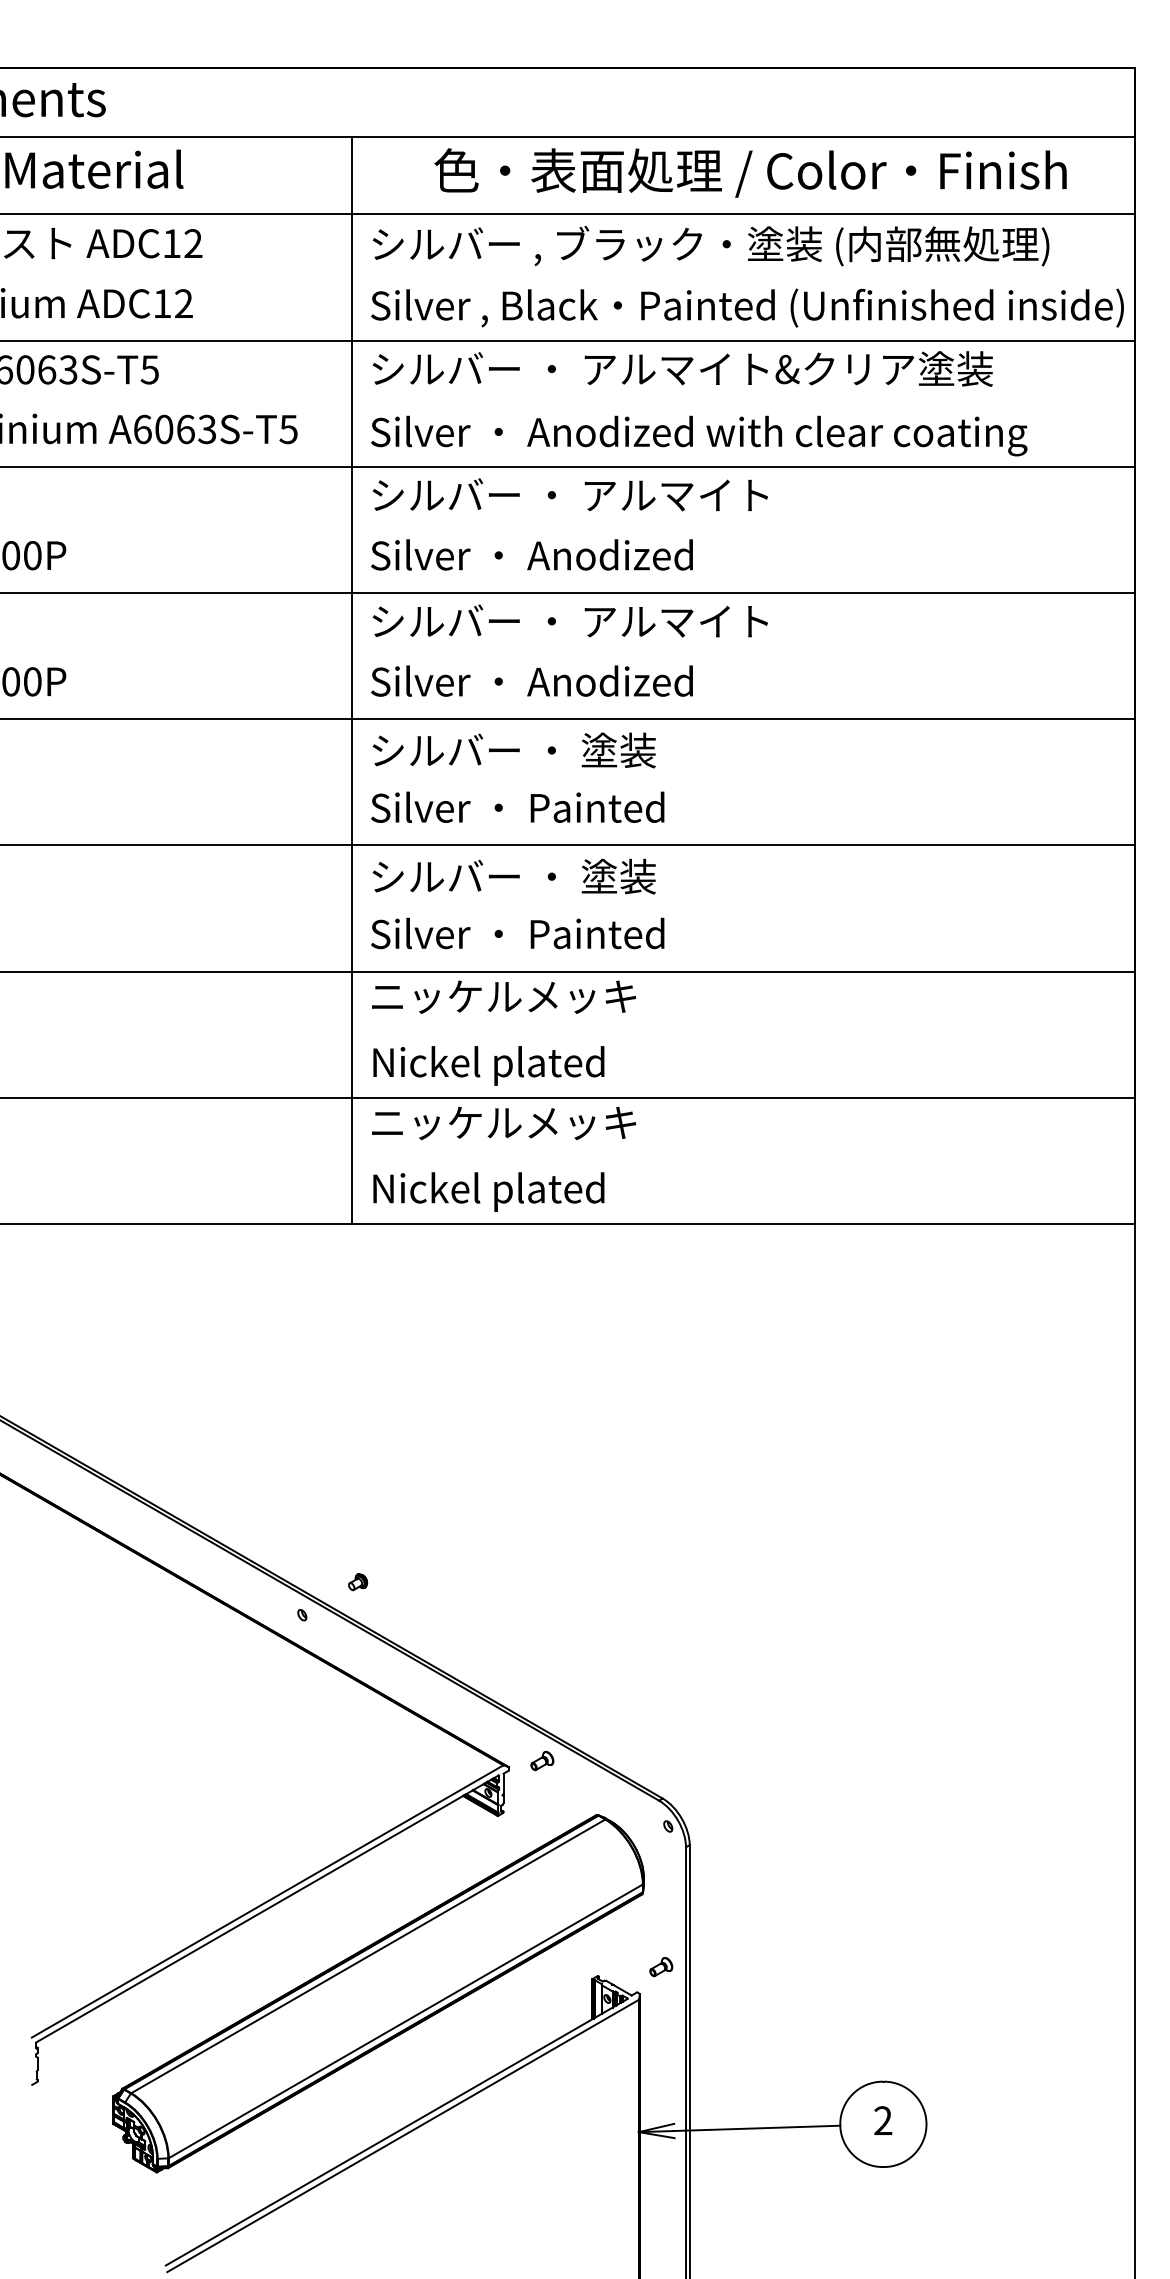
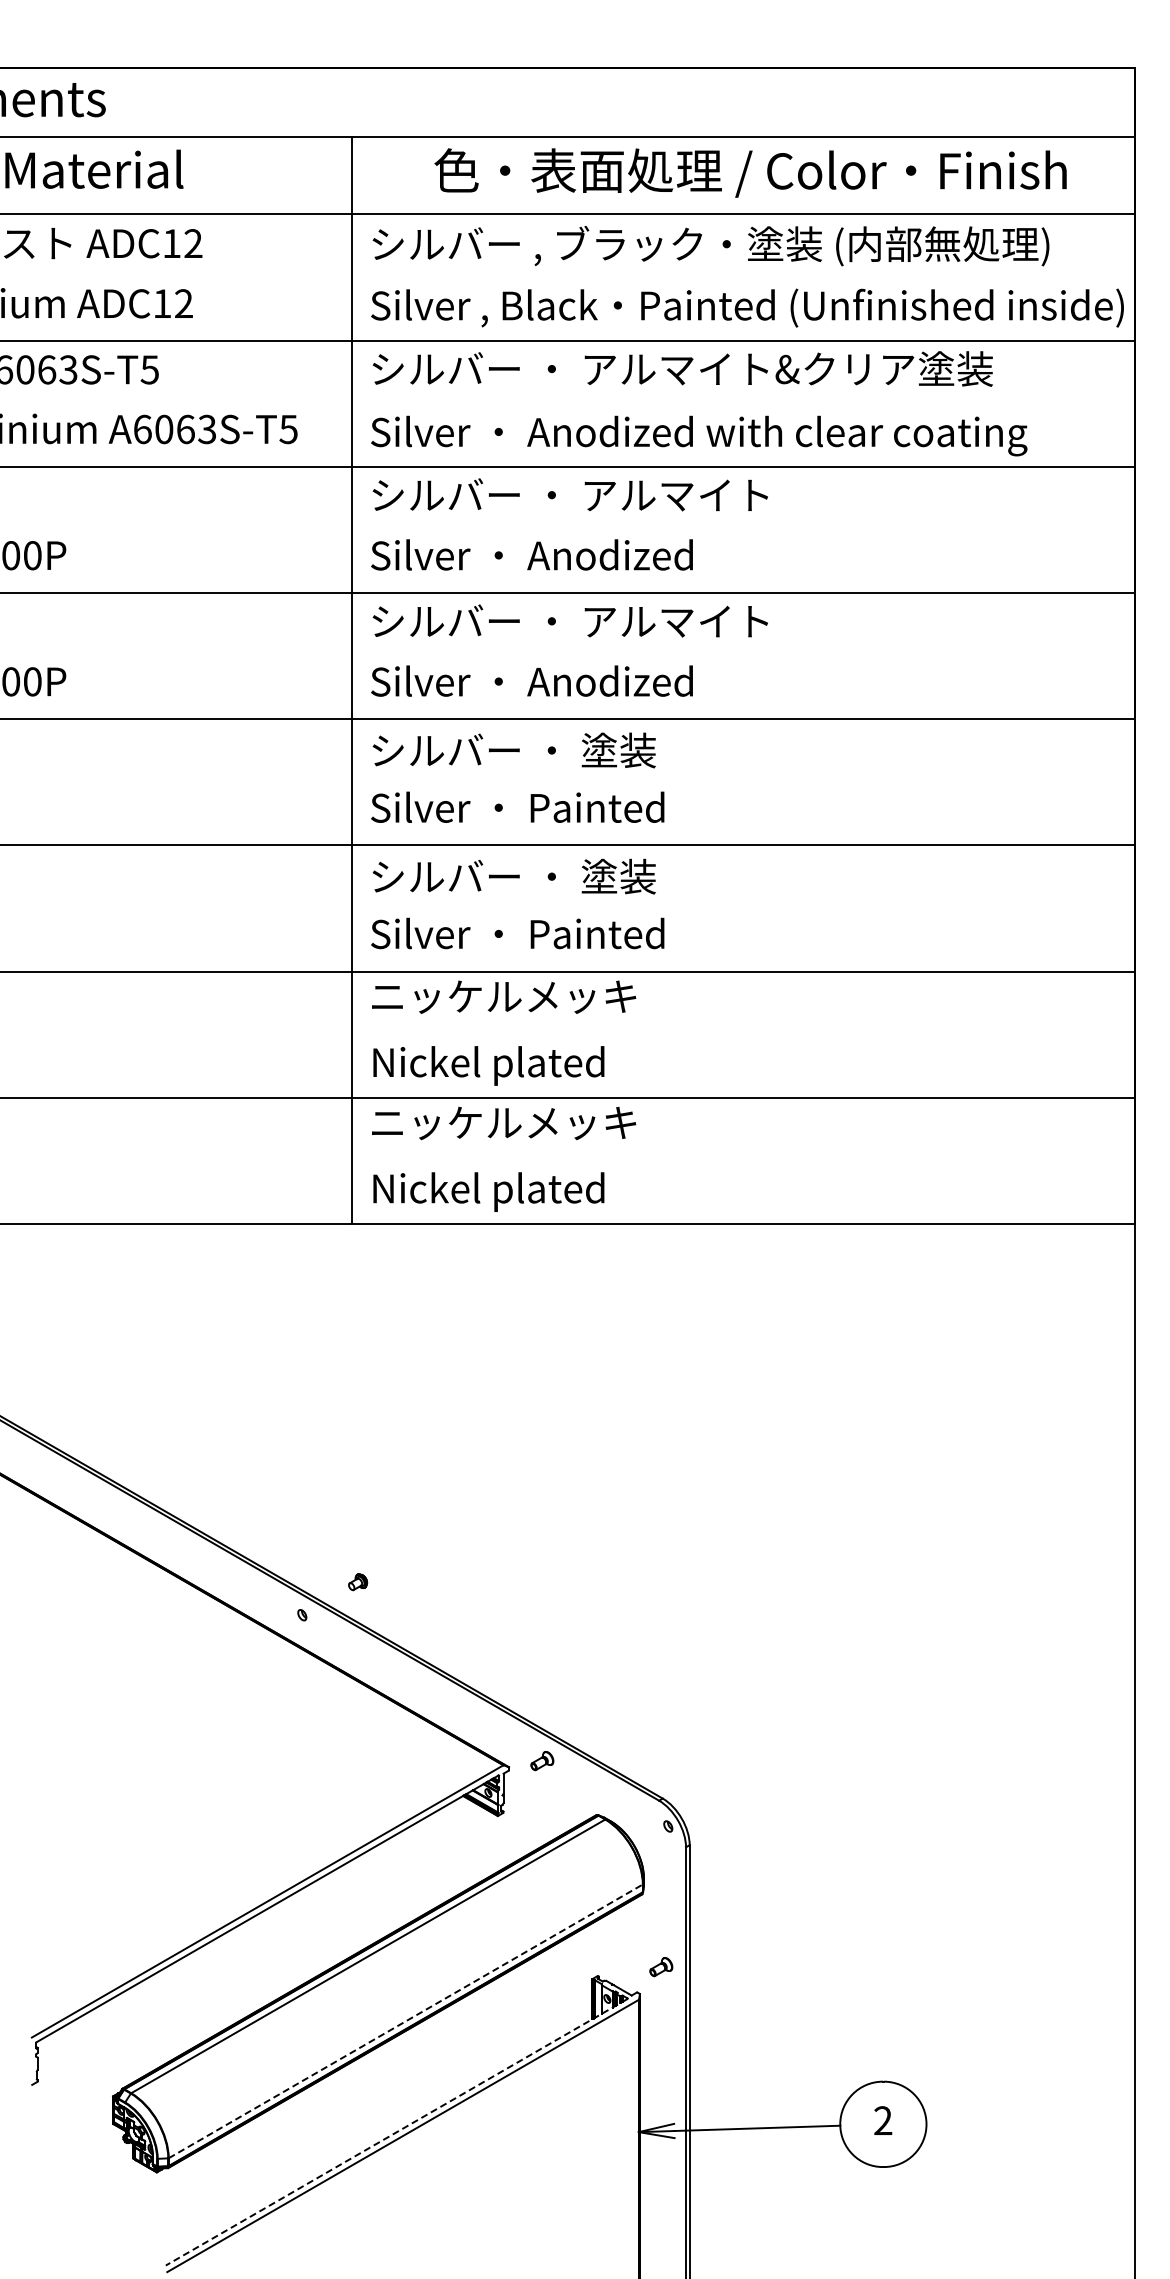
line: solid -> dashed (405, 2021)
line: solid -> dashed (396, 2132)
